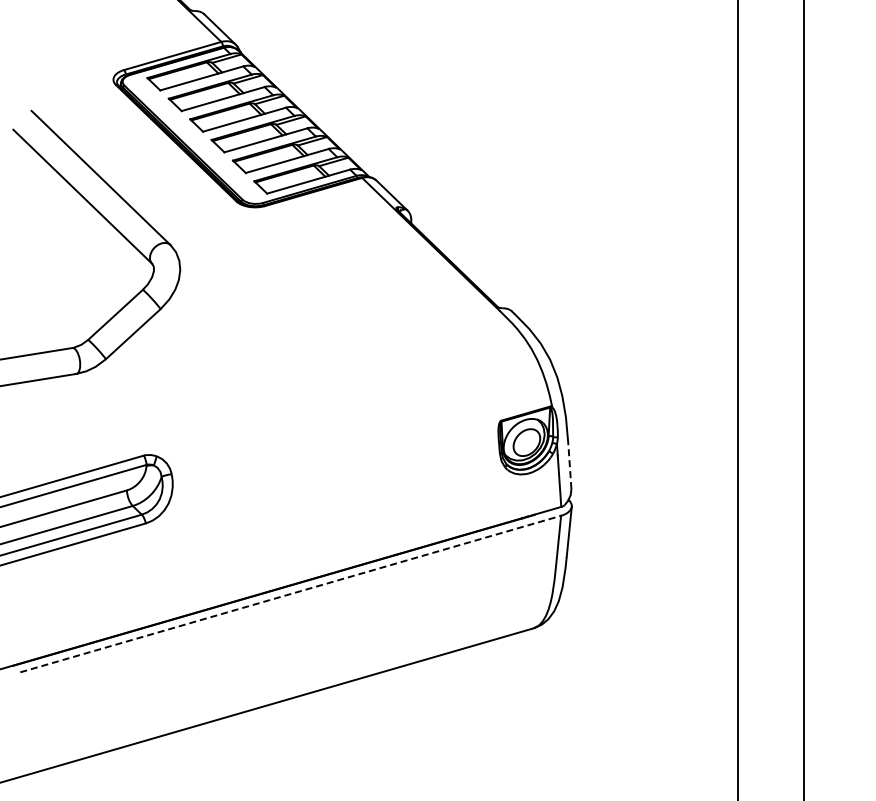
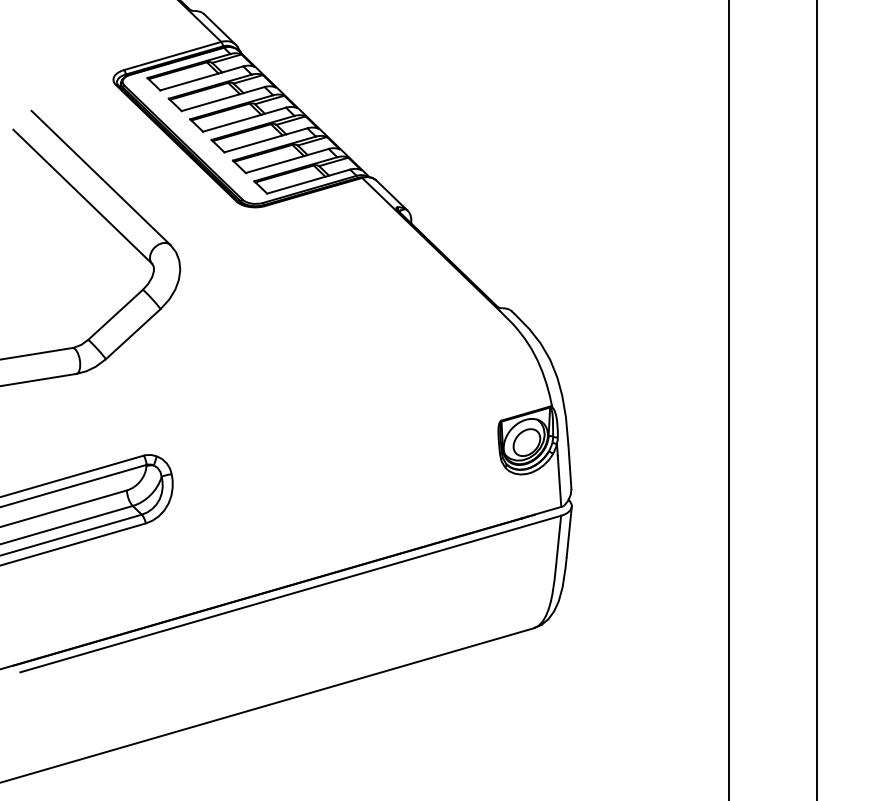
line position: (738, 399) -> (729, 399) (729, 399)
line position: (803, 399) -> (816, 399) (816, 399)
line: dashed -> solid (569, 467)
line: dashed -> solid (290, 594)
